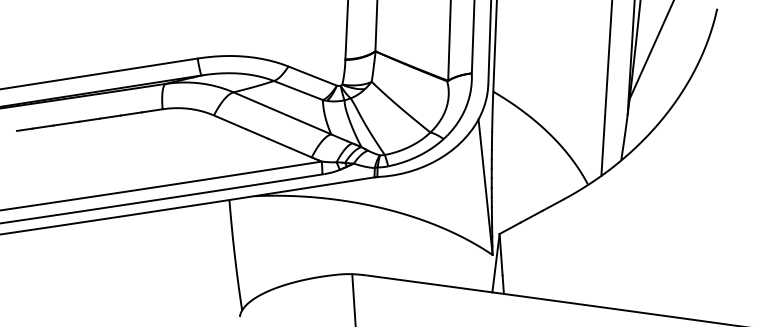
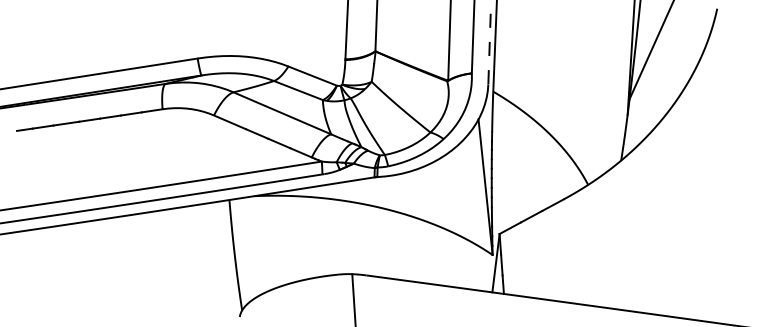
line: solid -> dashed (489, 42)
line: present -> none (606, 88)
